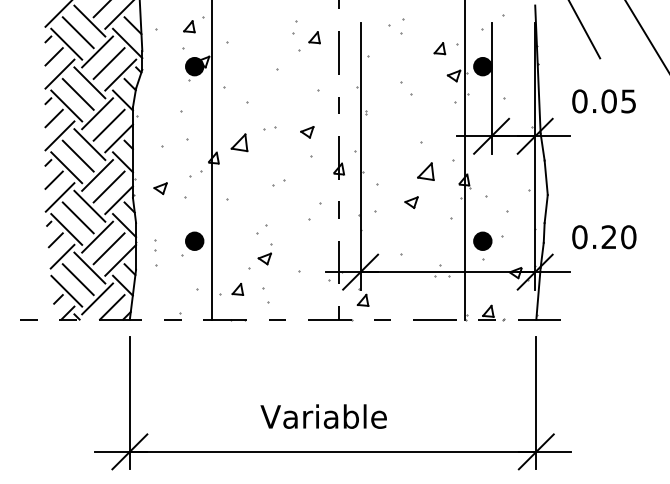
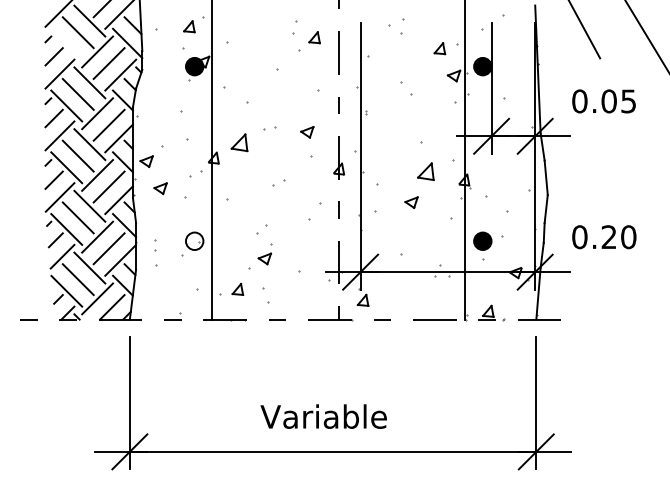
line: present -> none (66, 43)
part: none -> present (146, 161)
fill: present -> none (194, 241)
